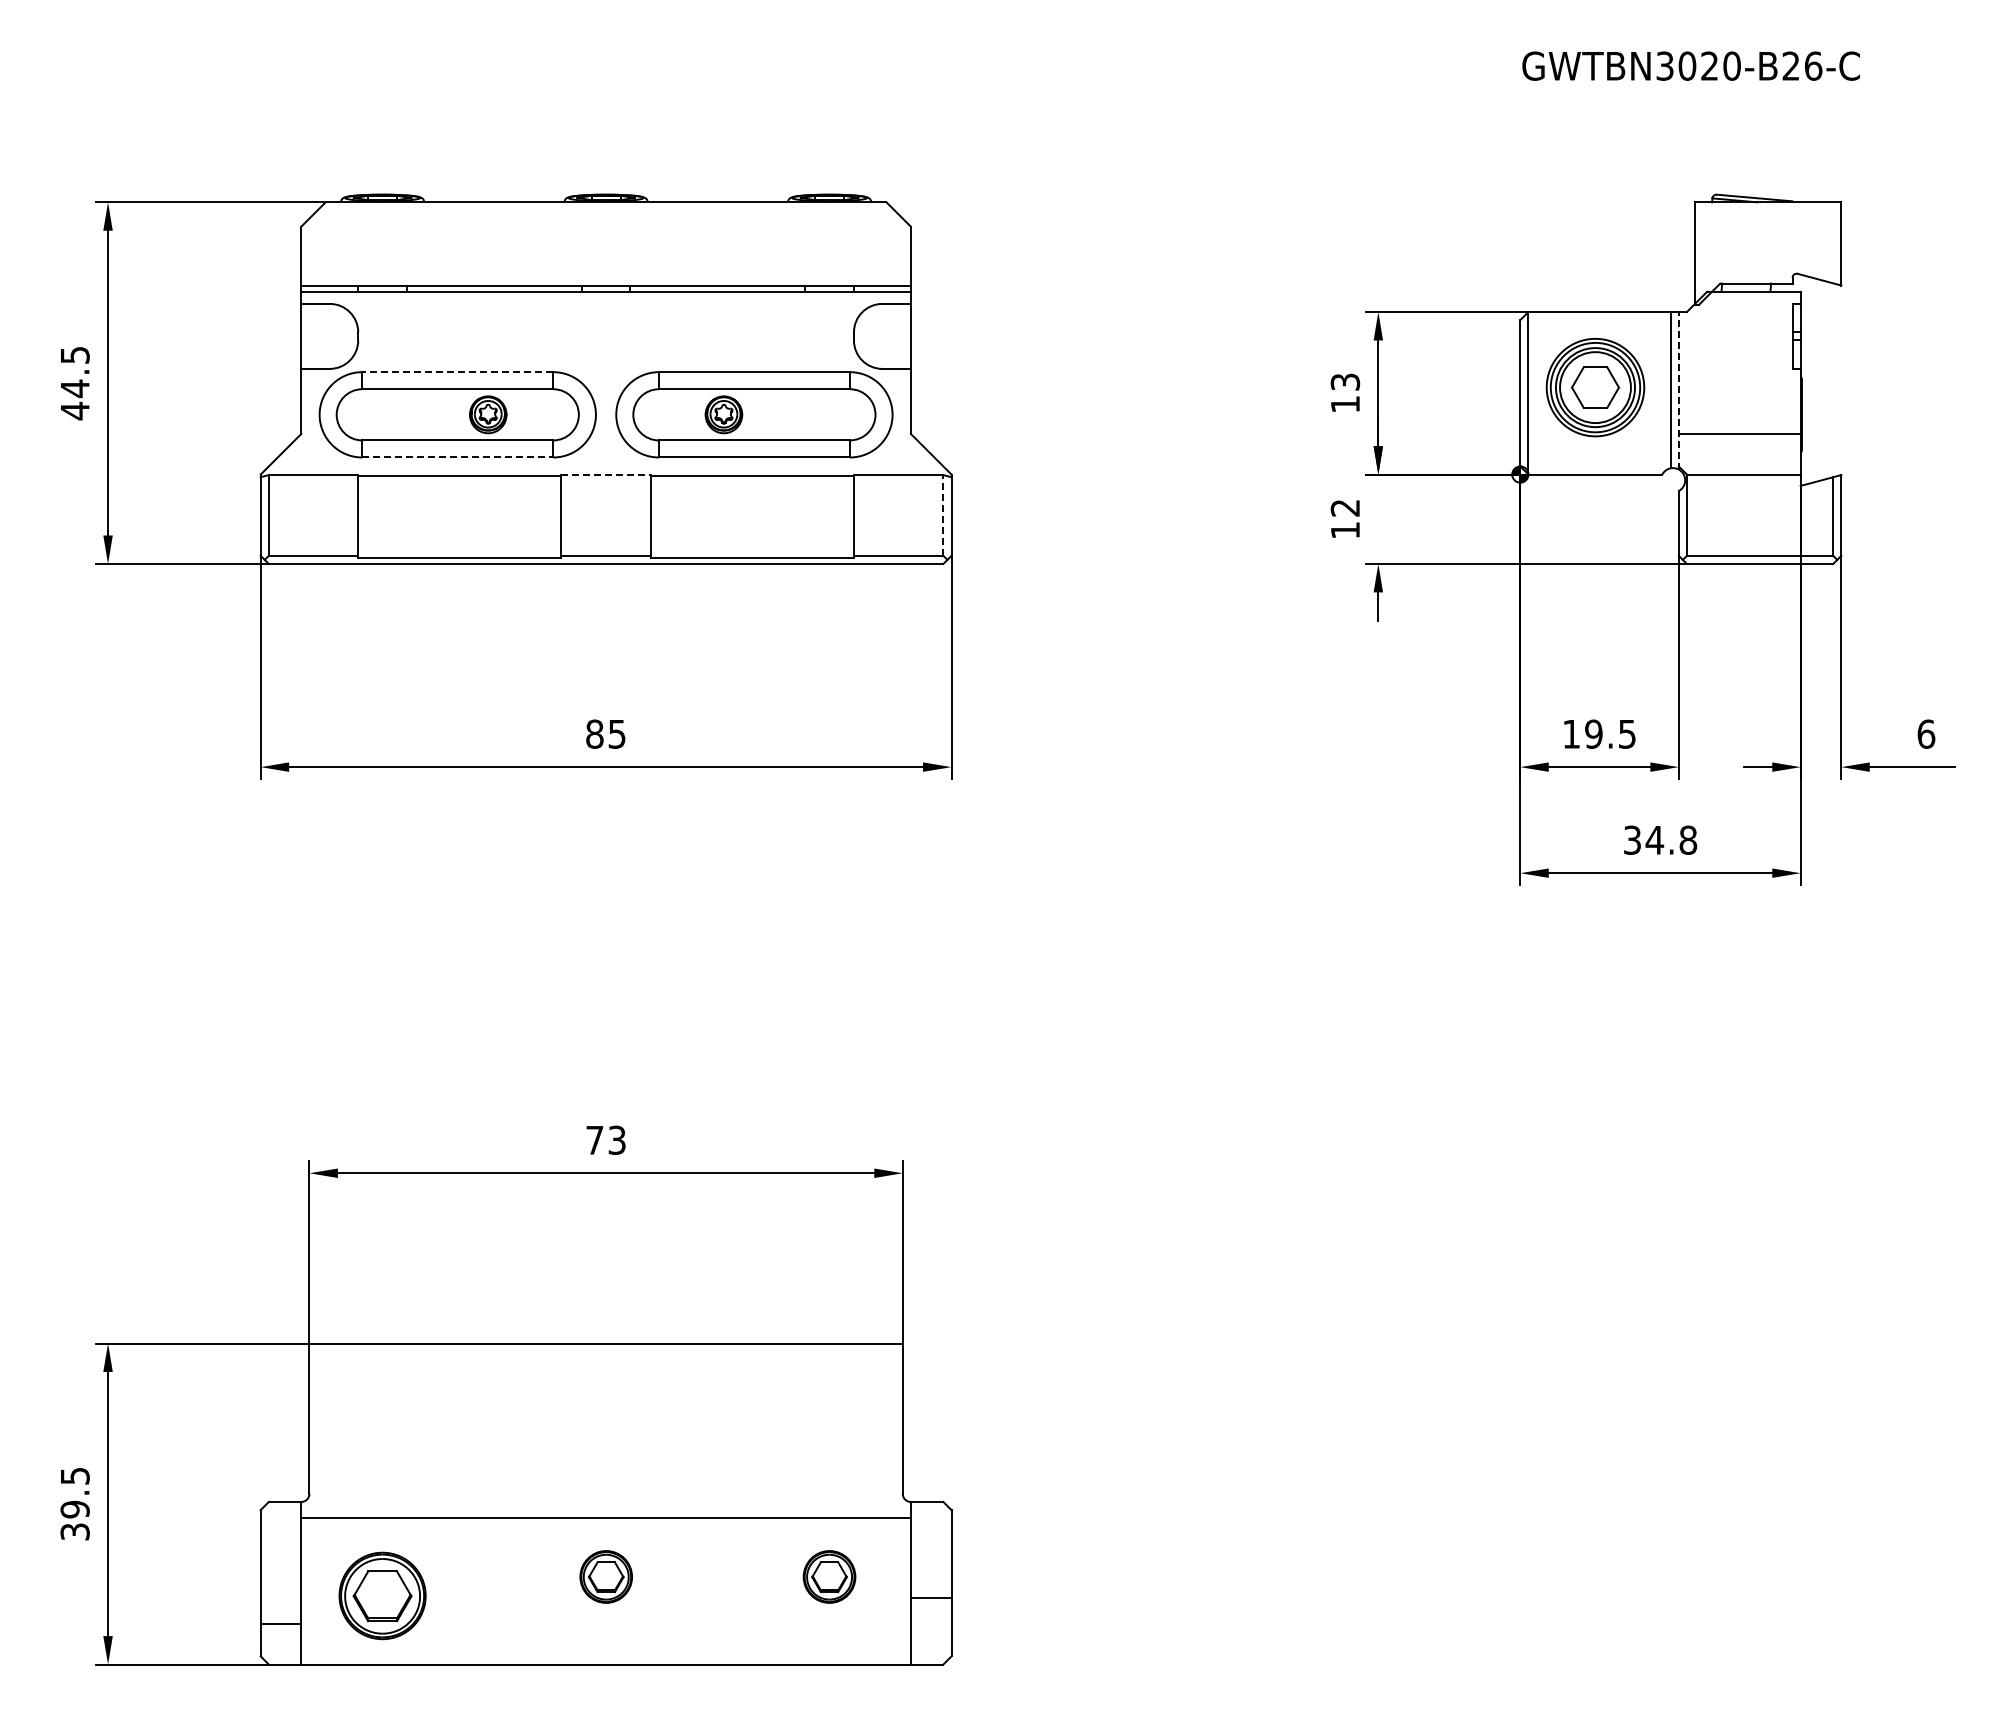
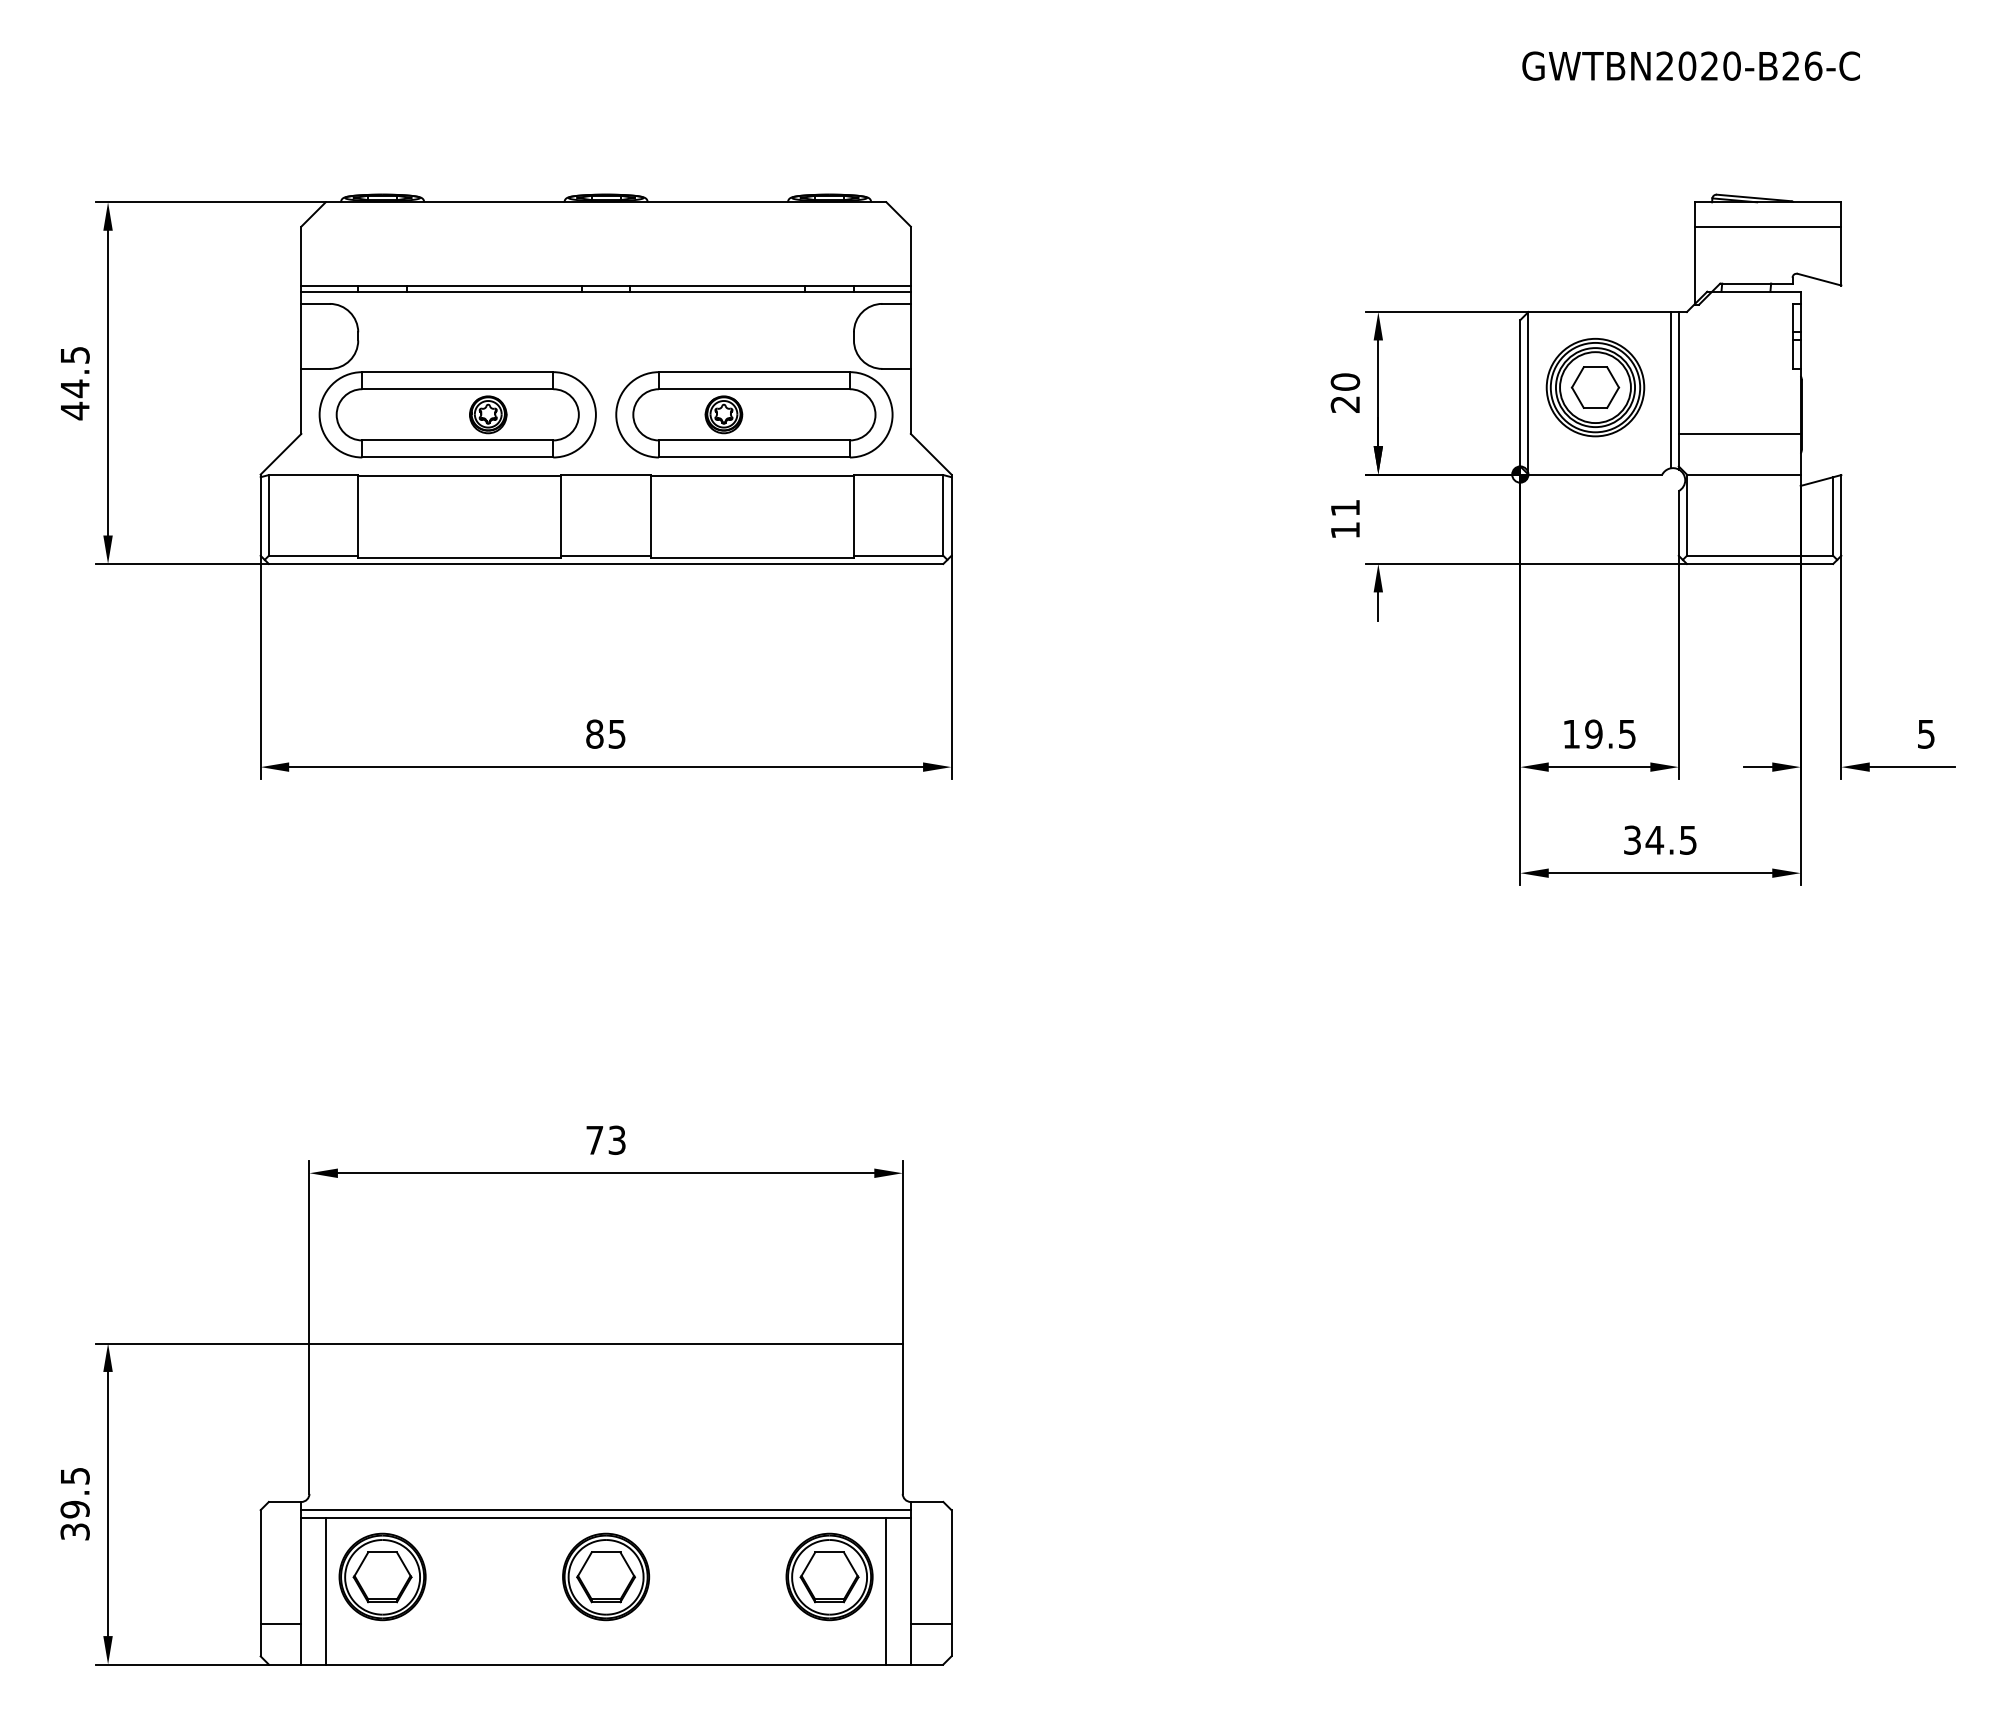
text: GWTBN3020-B26-C -> GWTBN2020-B26-C (1664, 65)
line: none -> present (1768, 226)
line: dashed -> solid (457, 372)
line: dashed -> solid (1678, 390)
text: 13 -> 20 (1345, 392)
line: dashed -> solid (458, 457)
line: dashed -> solid (606, 475)
text: 12 -> 11 (1344, 508)
line: dashed -> solid (943, 514)
text: 6 -> 5 (1926, 733)
text: 34.8 -> 34.5 (1688, 839)
line: none -> present (605, 1510)
part size: 54x54 px -> 89x90 px (606, 1576)
part size: 55x54 px -> 89x90 px (829, 1576)
line: none -> present (325, 1591)
line: none -> present (886, 1591)
part position: (382, 1595) -> (382, 1576) (382, 1576)
line position: (930, 1597) -> (930, 1623) (930, 1623)
